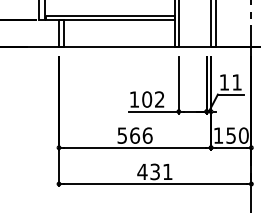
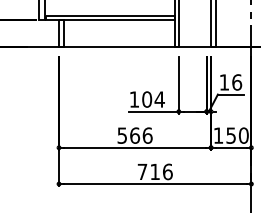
text: 11 -> 16 (237, 82)
text: 102 -> 104 (159, 99)
text: 431 -> 716 (154, 171)
